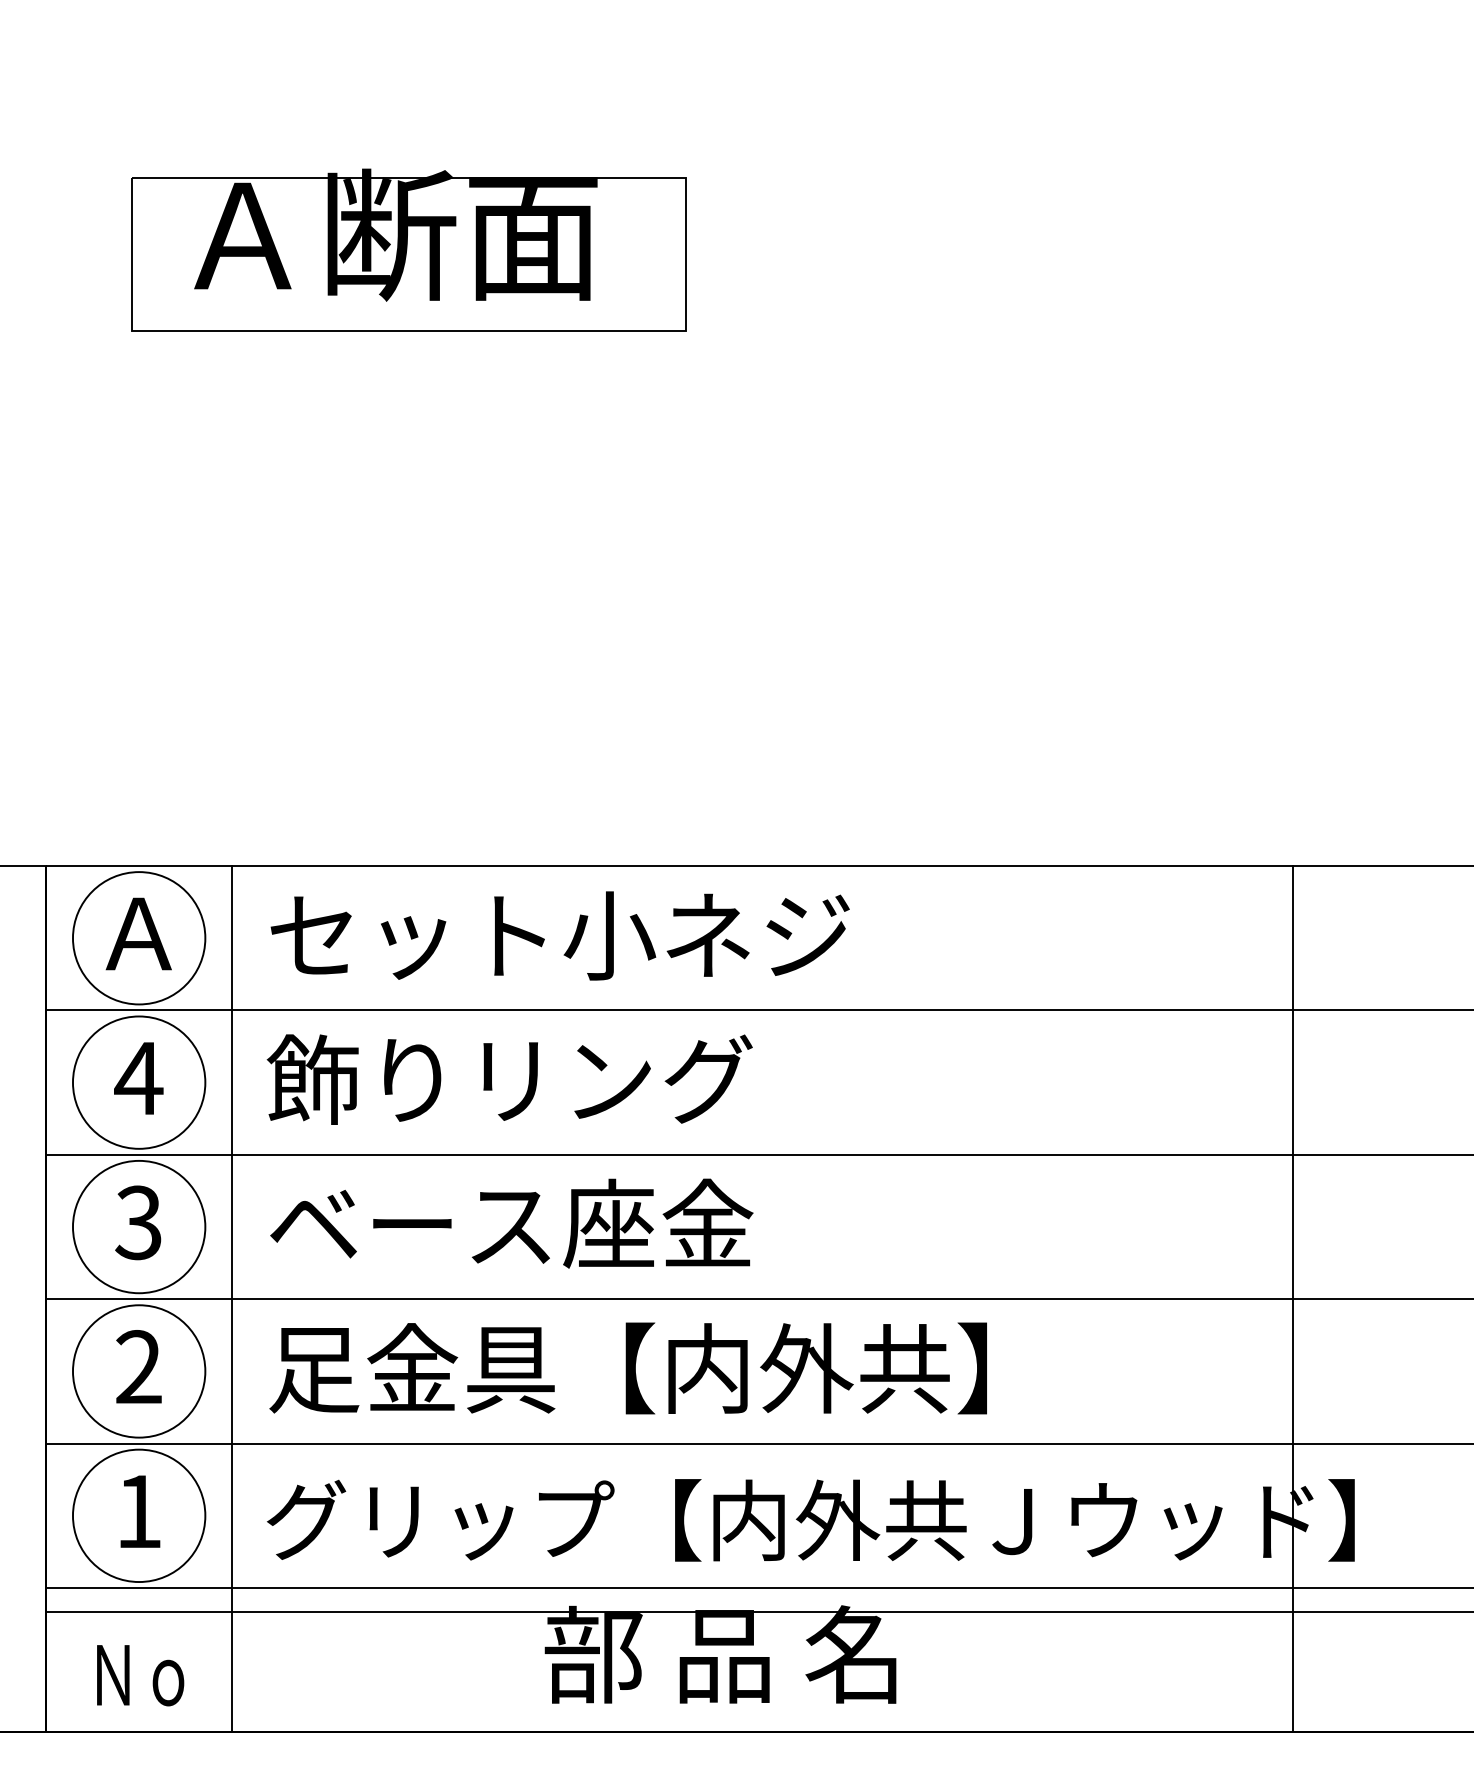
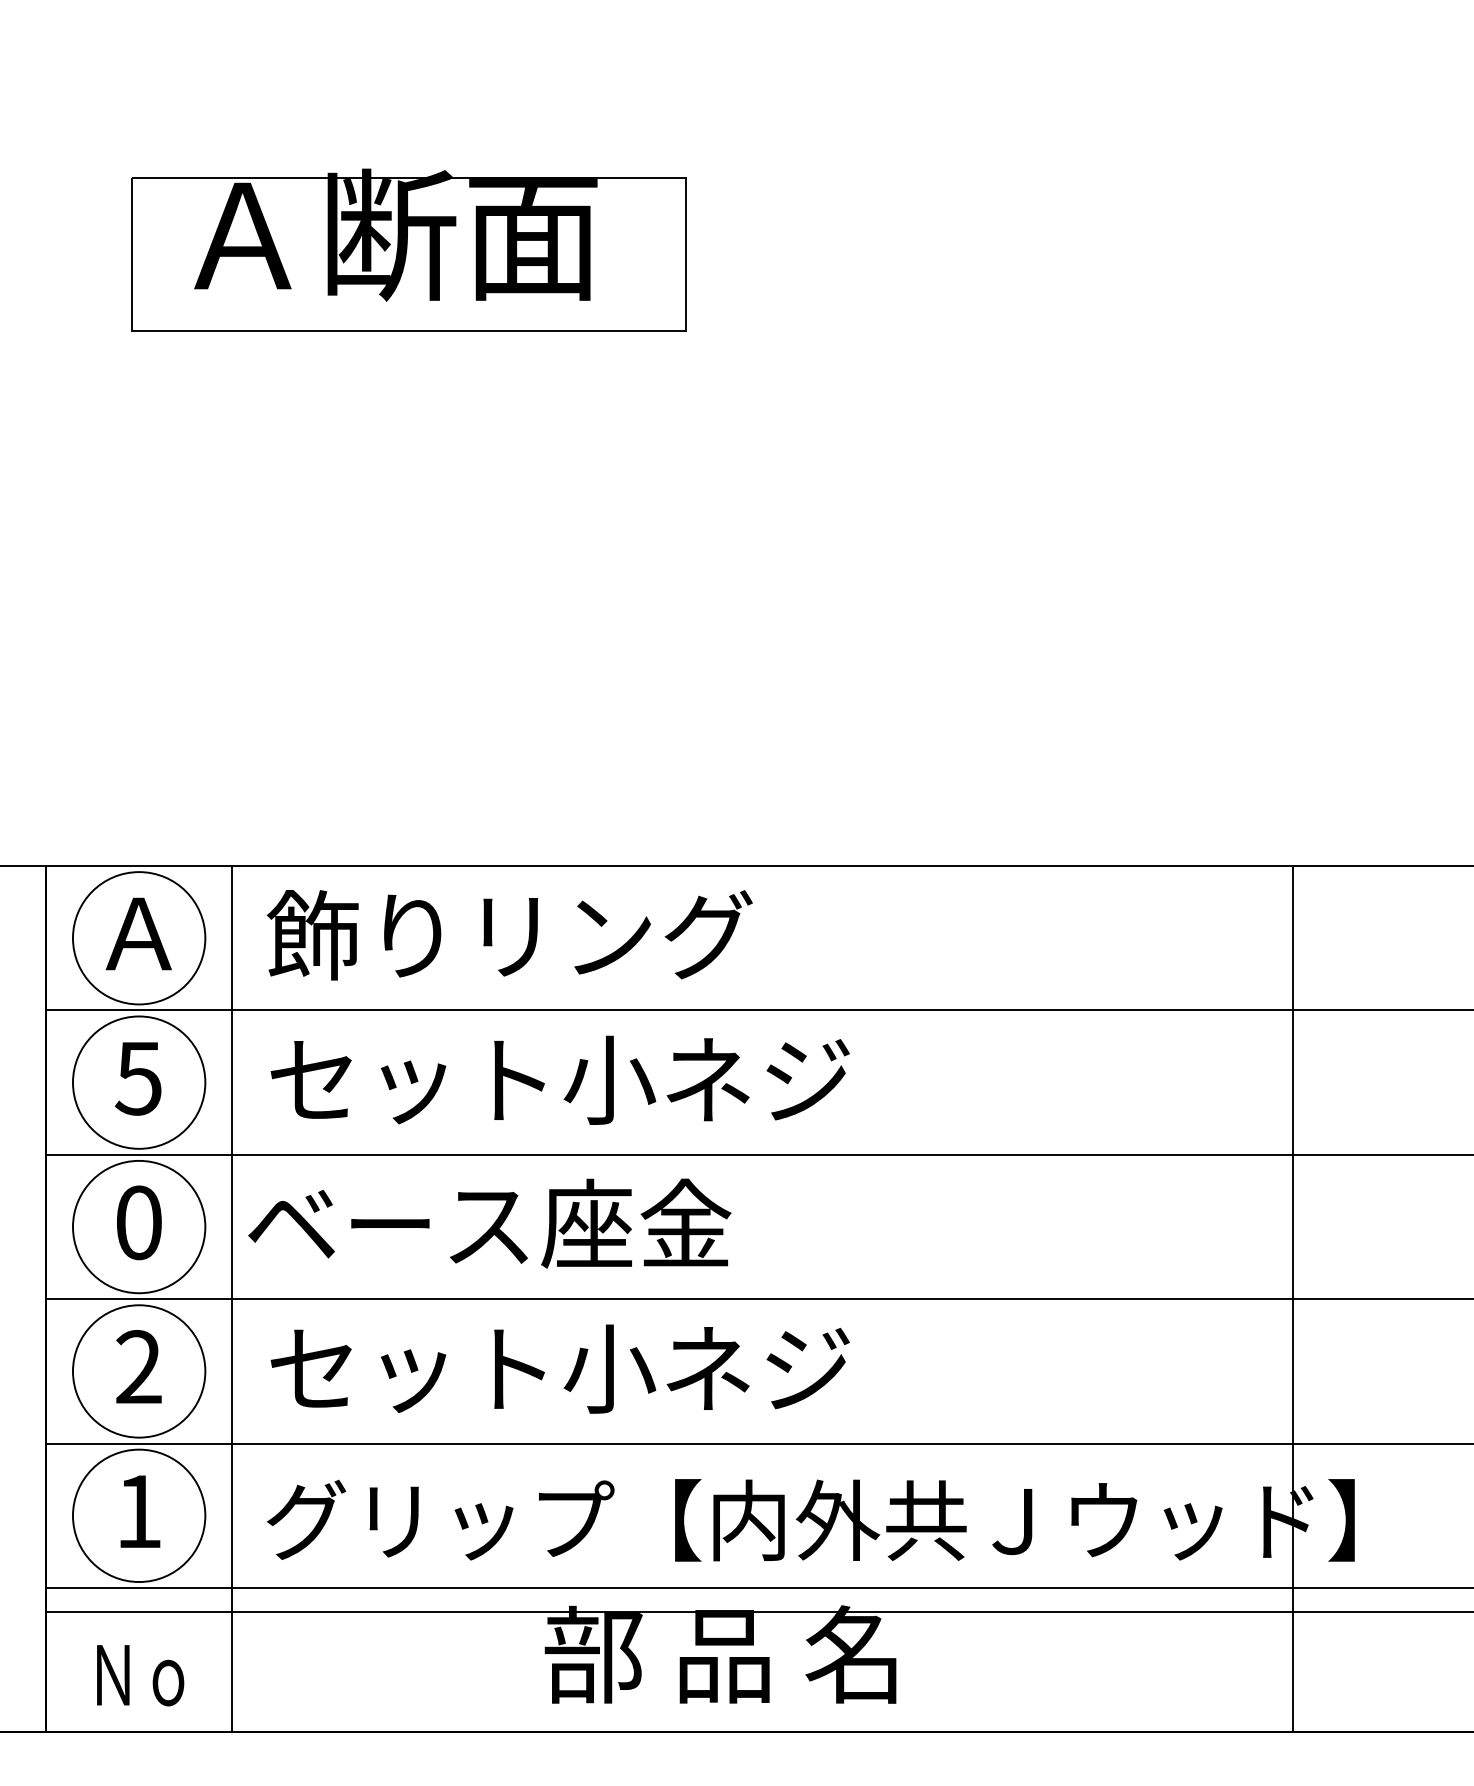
text: セット小ネジ -> 飾りリング (557, 935)
text: 4 -> 5 (138, 1078)
text: 飾りリング -> セット小ネジ (557, 1079)
text: 3 -> 0 (138, 1222)
text position: (511, 1223) -> (489, 1223) (489, 1223)
text: 足金具【内外共】 -> セット小ネジ (627, 1368)
